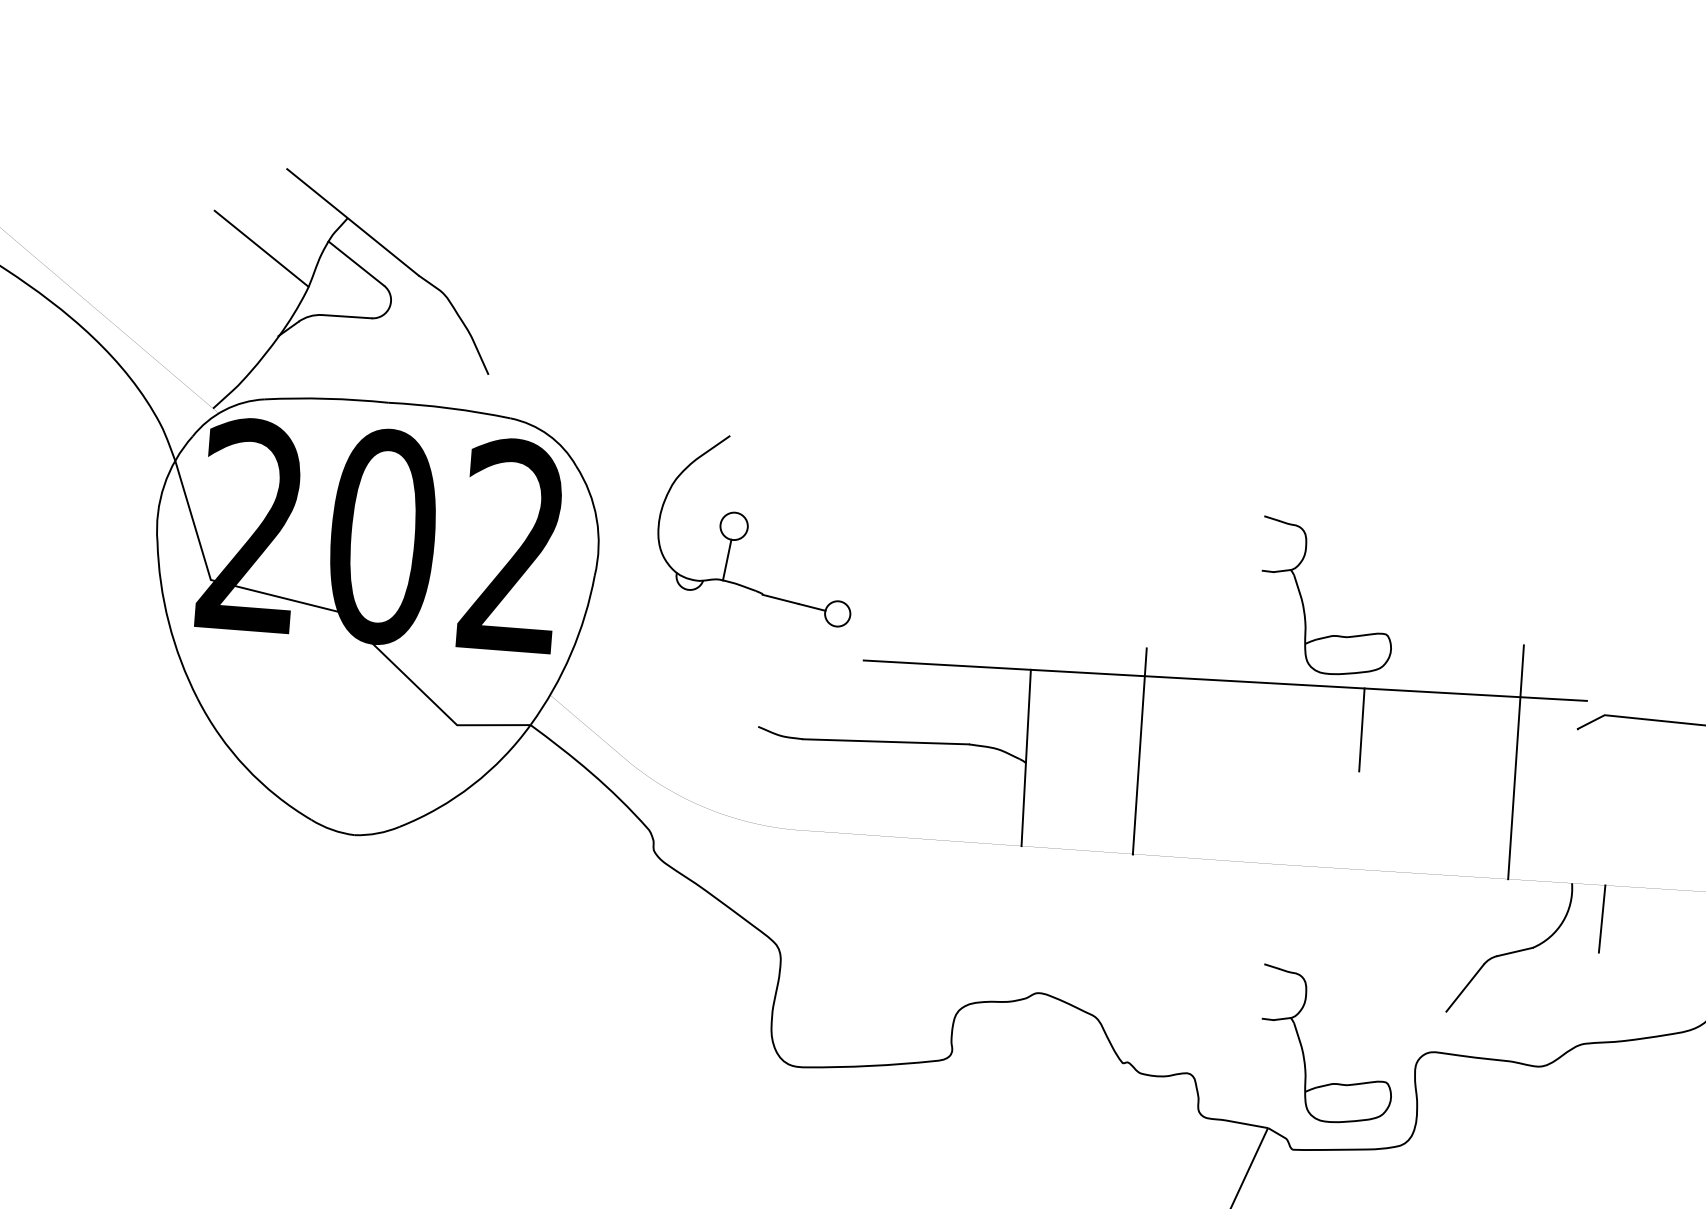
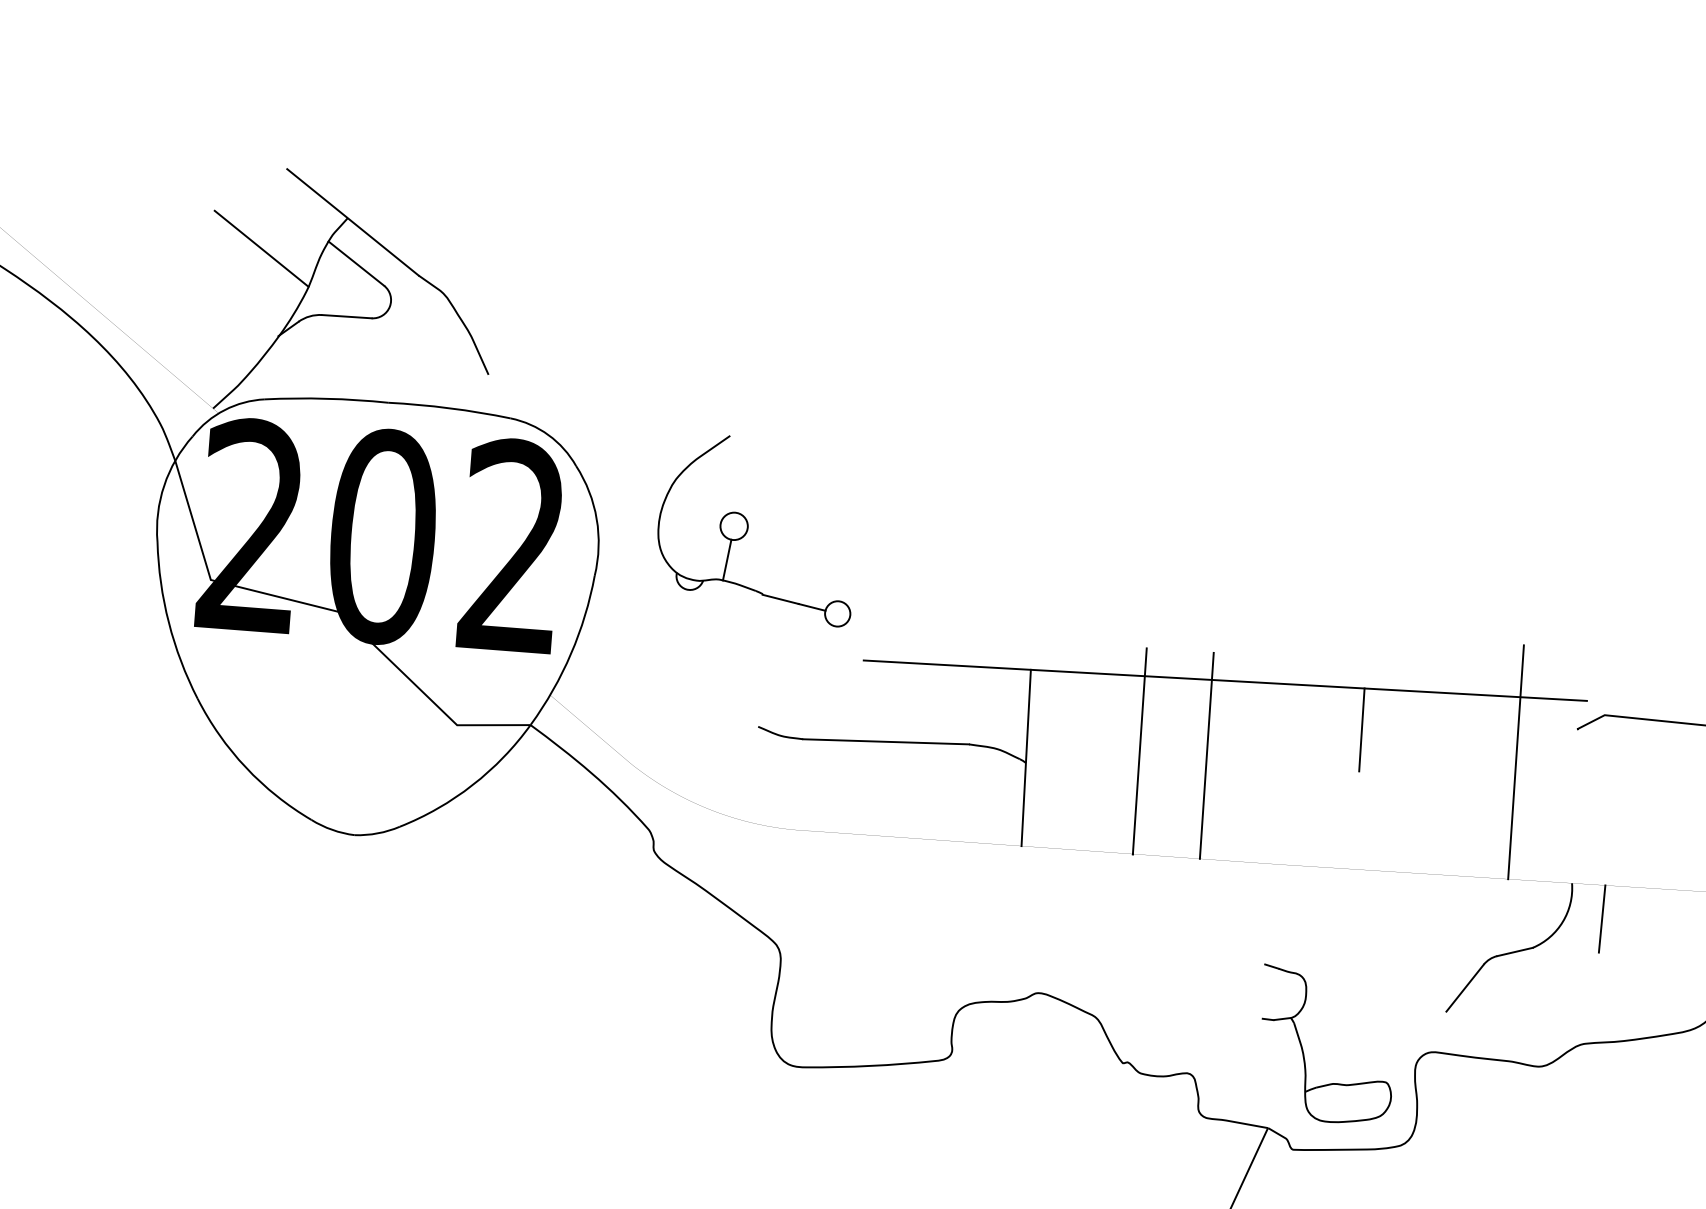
part: present -> none (1303, 601)
line: none -> present (1206, 755)
